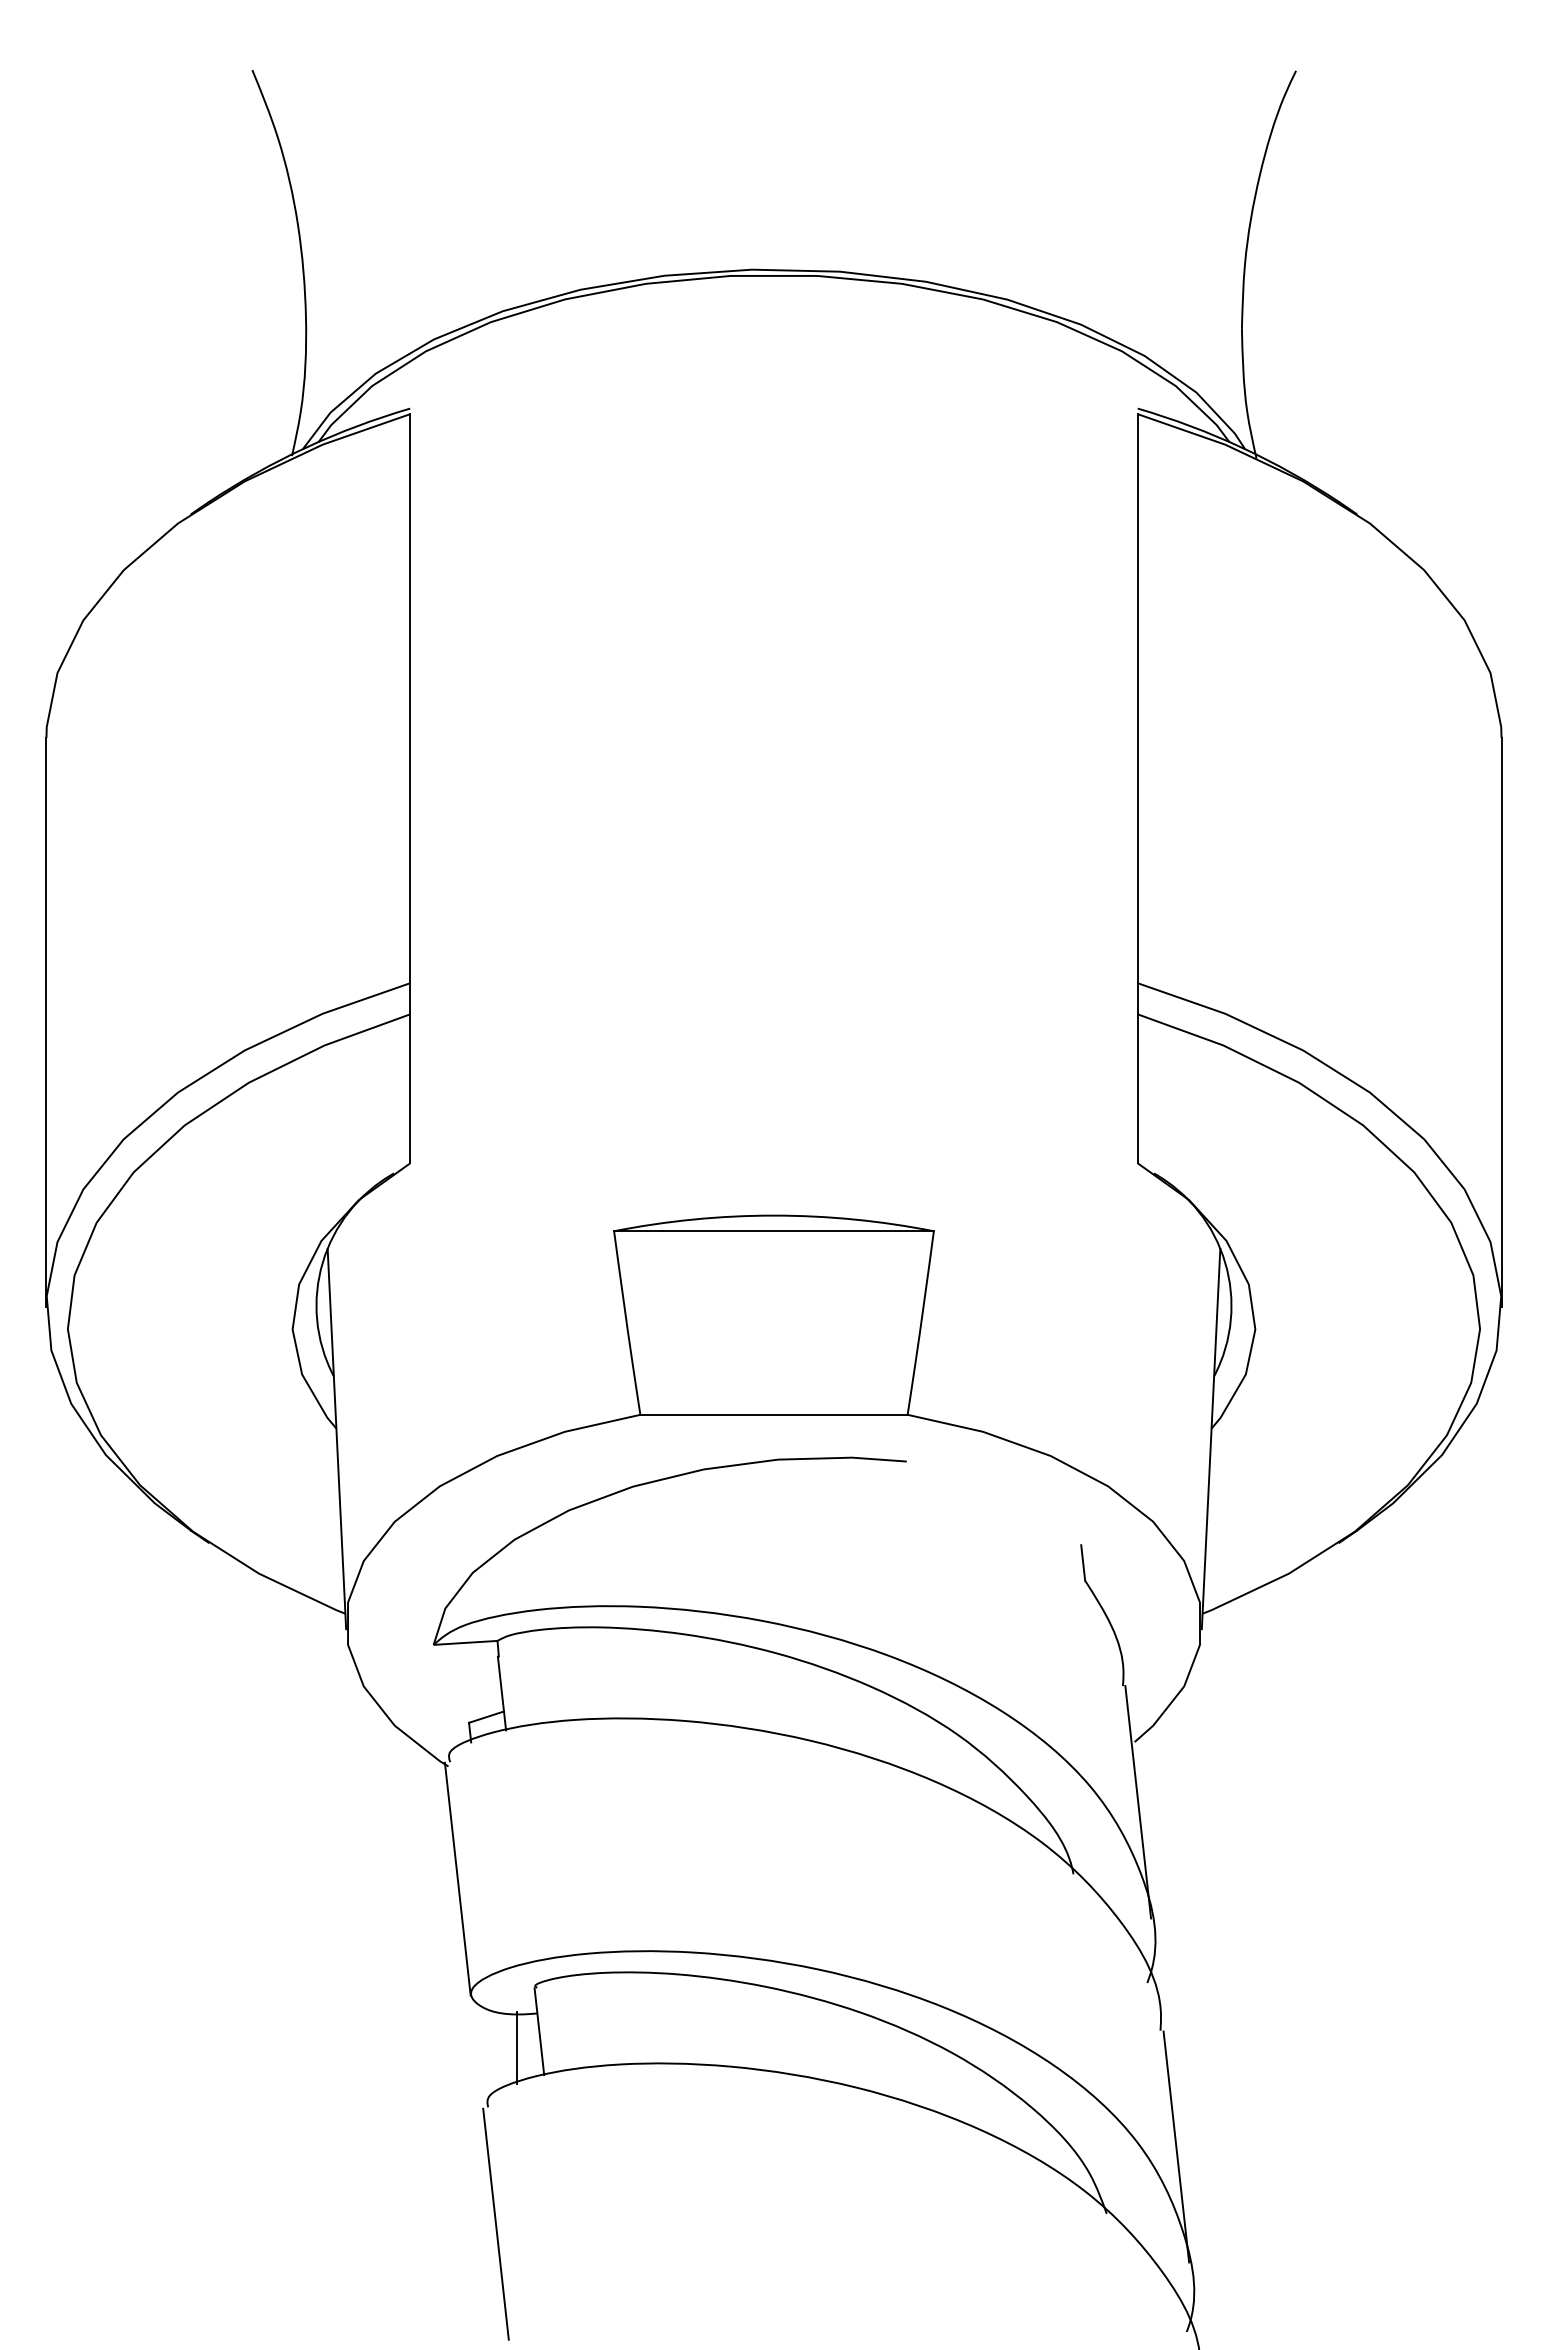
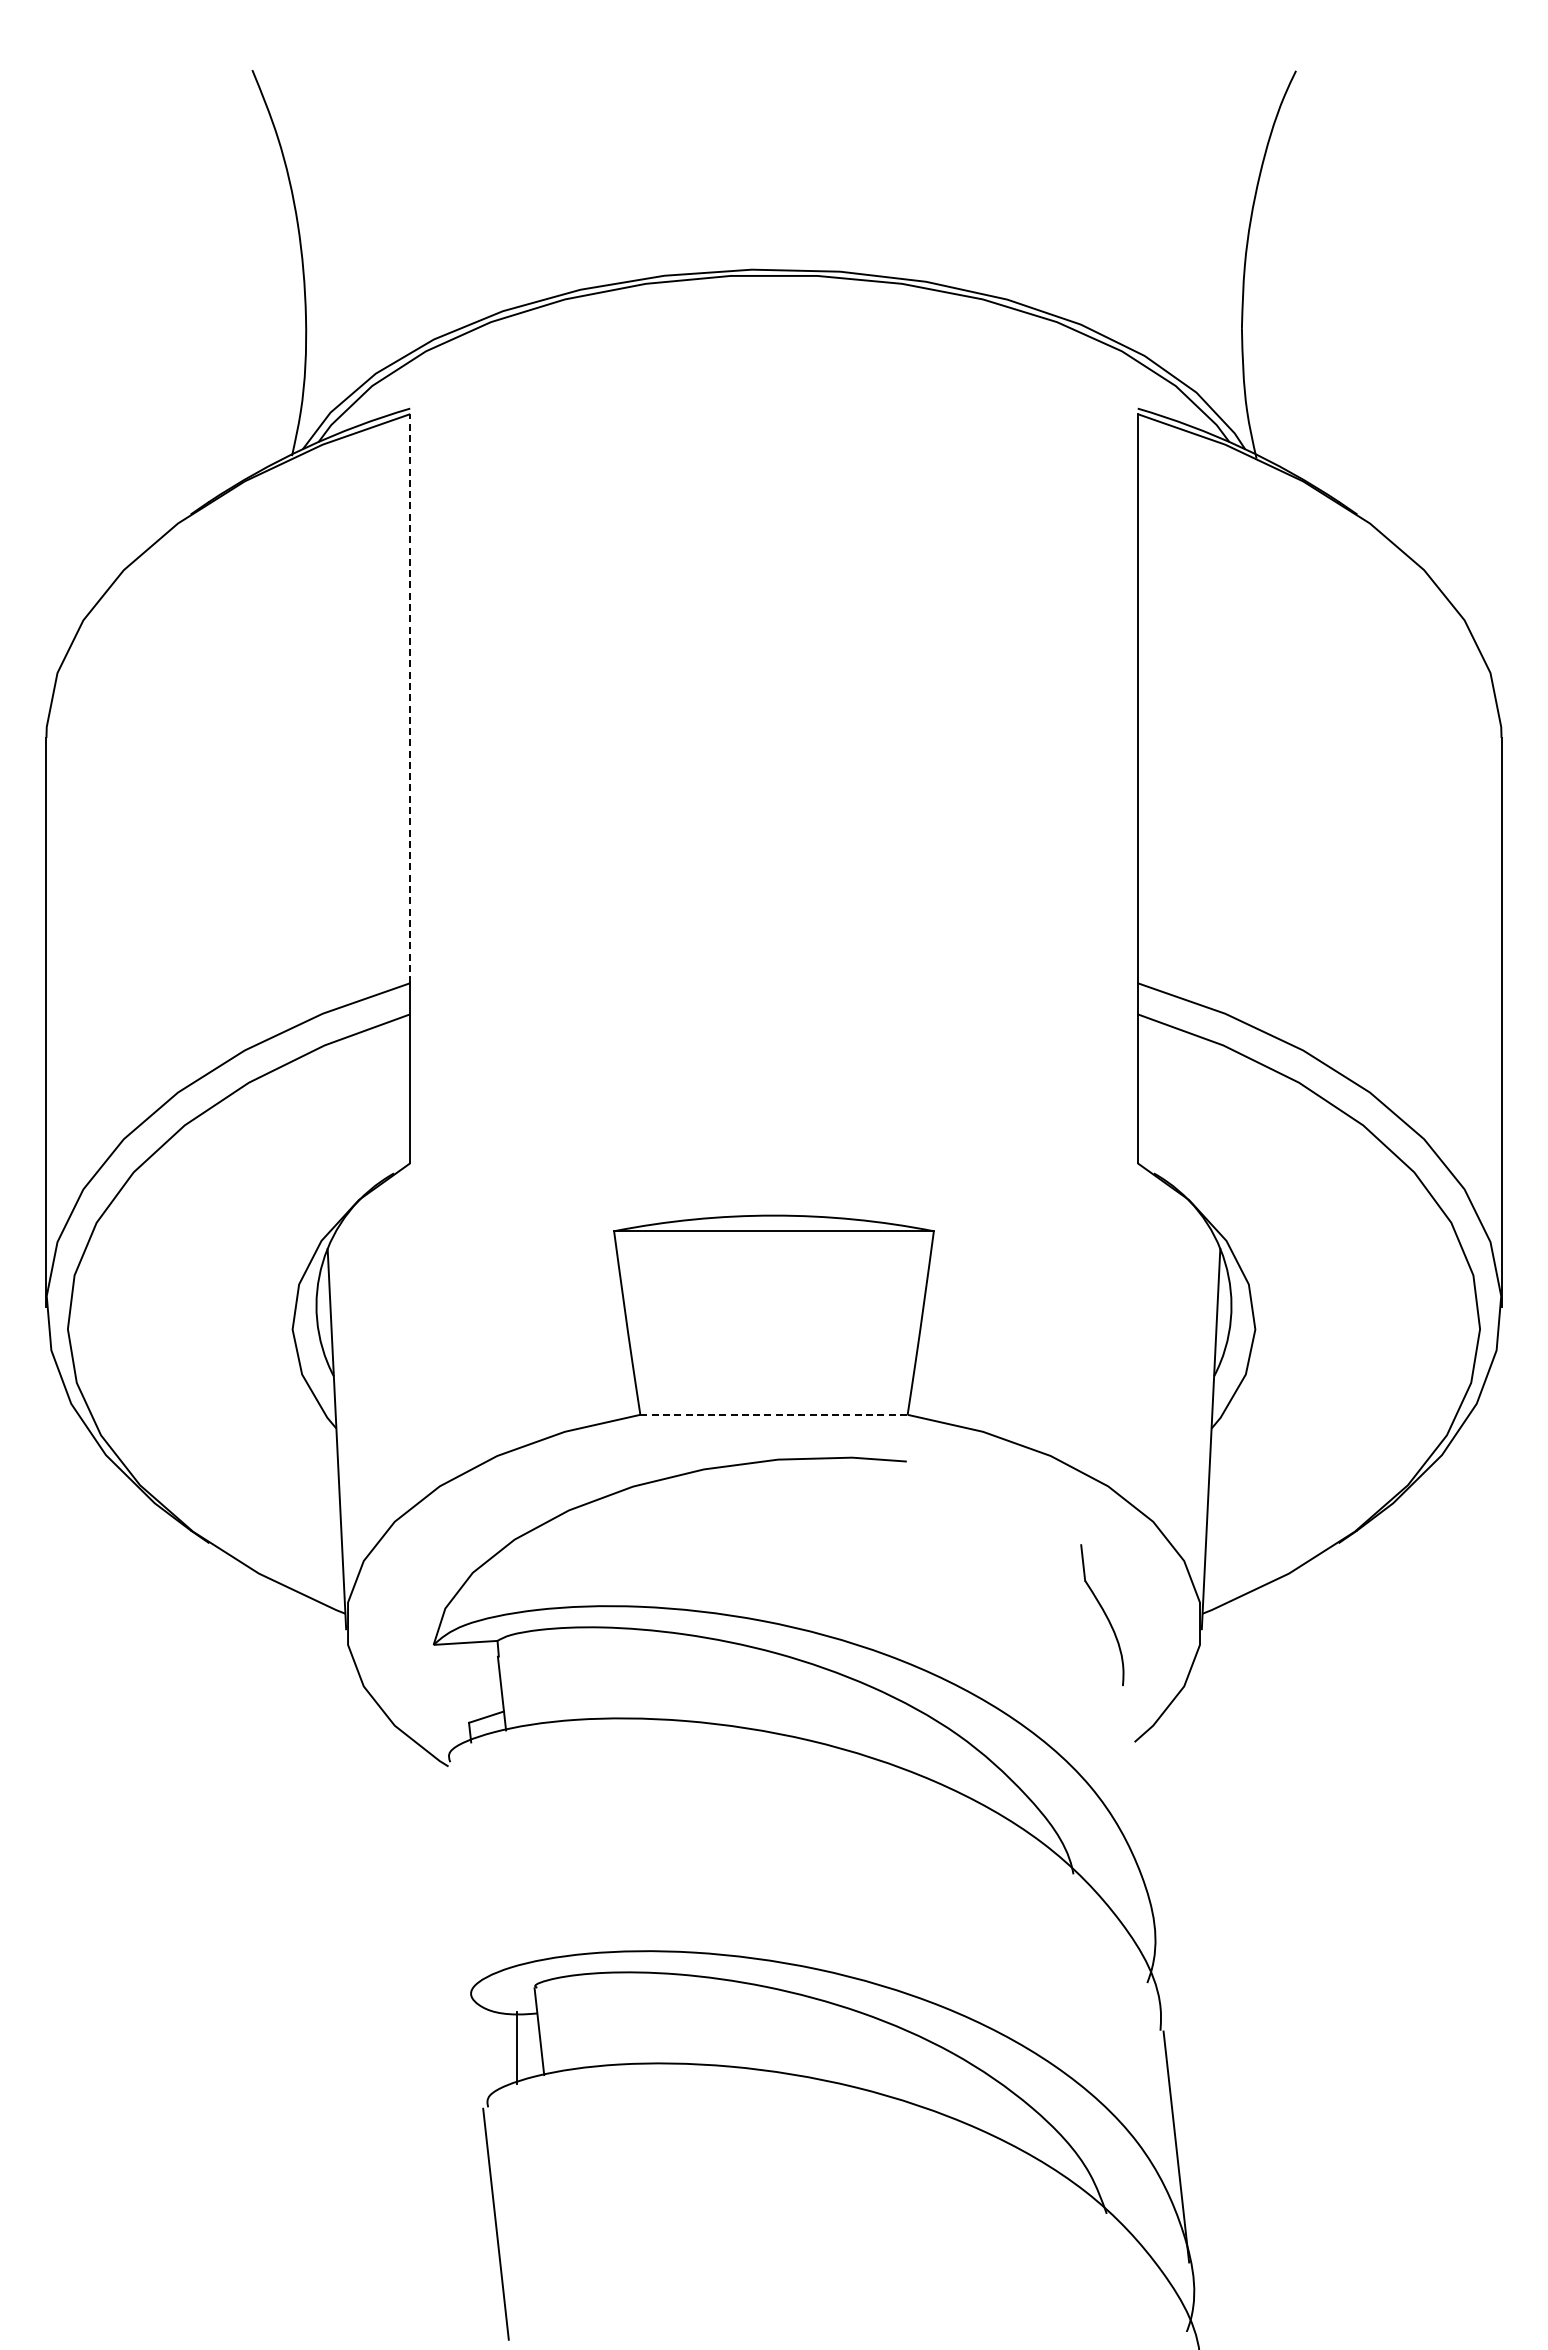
line: solid -> dashed (410, 698)
line: solid -> dashed (774, 1414)
line: present -> none (1138, 1801)
line: present -> none (457, 1878)
